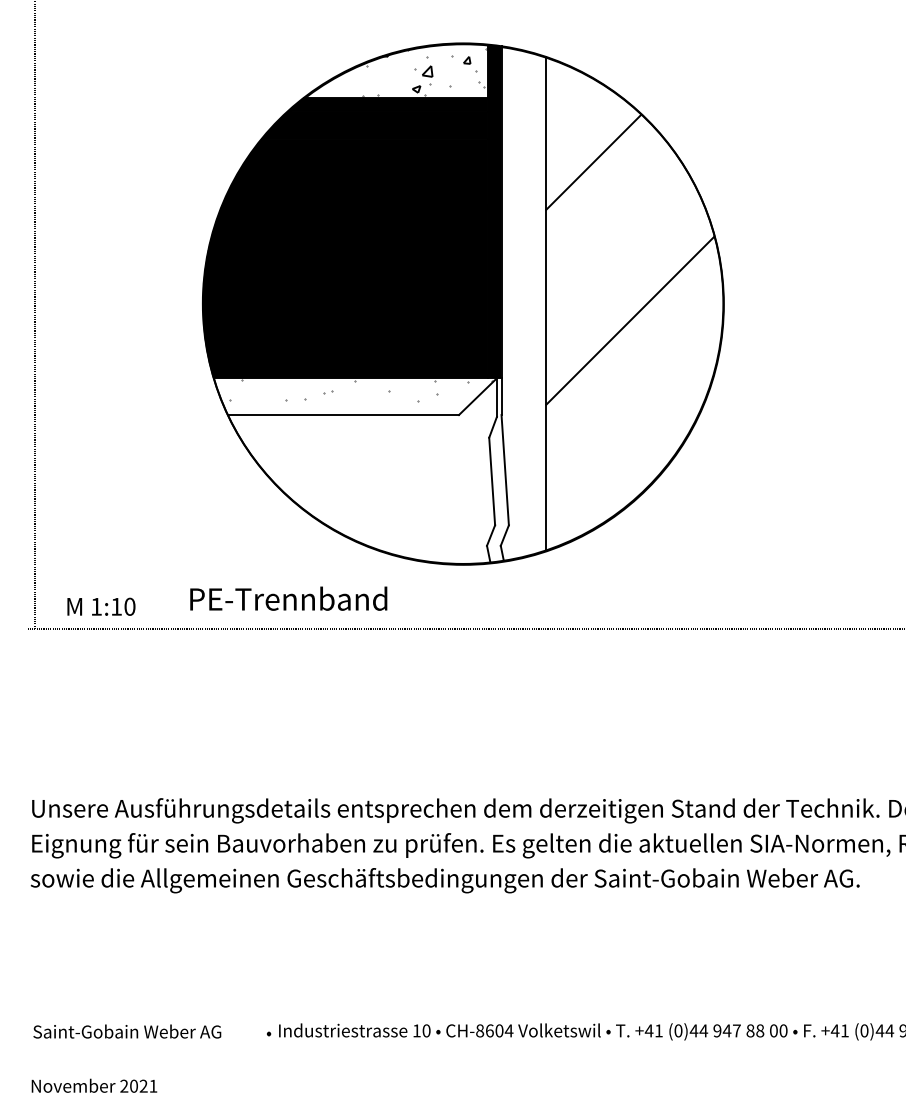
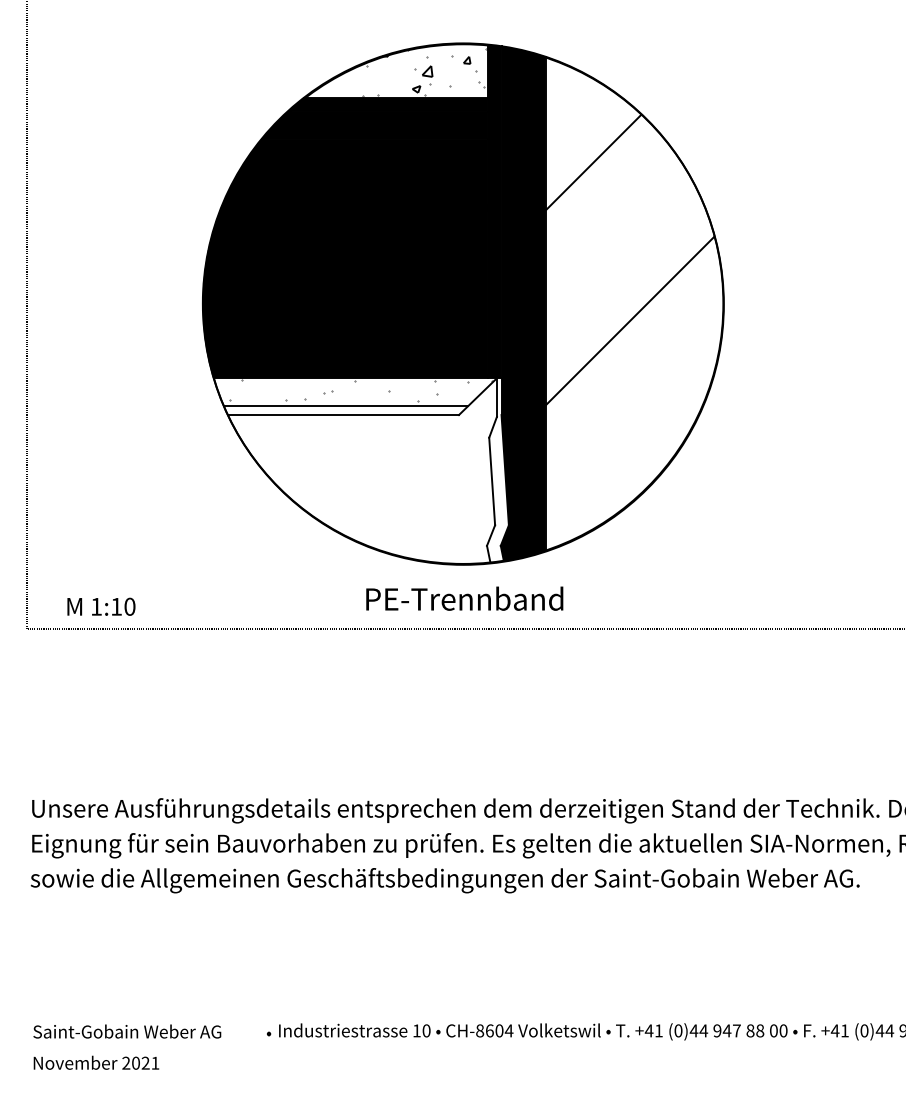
fill: none -> present (522, 303)
line position: (34, 315) -> (26, 315) (26, 315)
line: none -> present (345, 405)
text position: (288, 598) -> (464, 598) (464, 598)
text position: (94, 1085) -> (96, 1062) (96, 1062)
